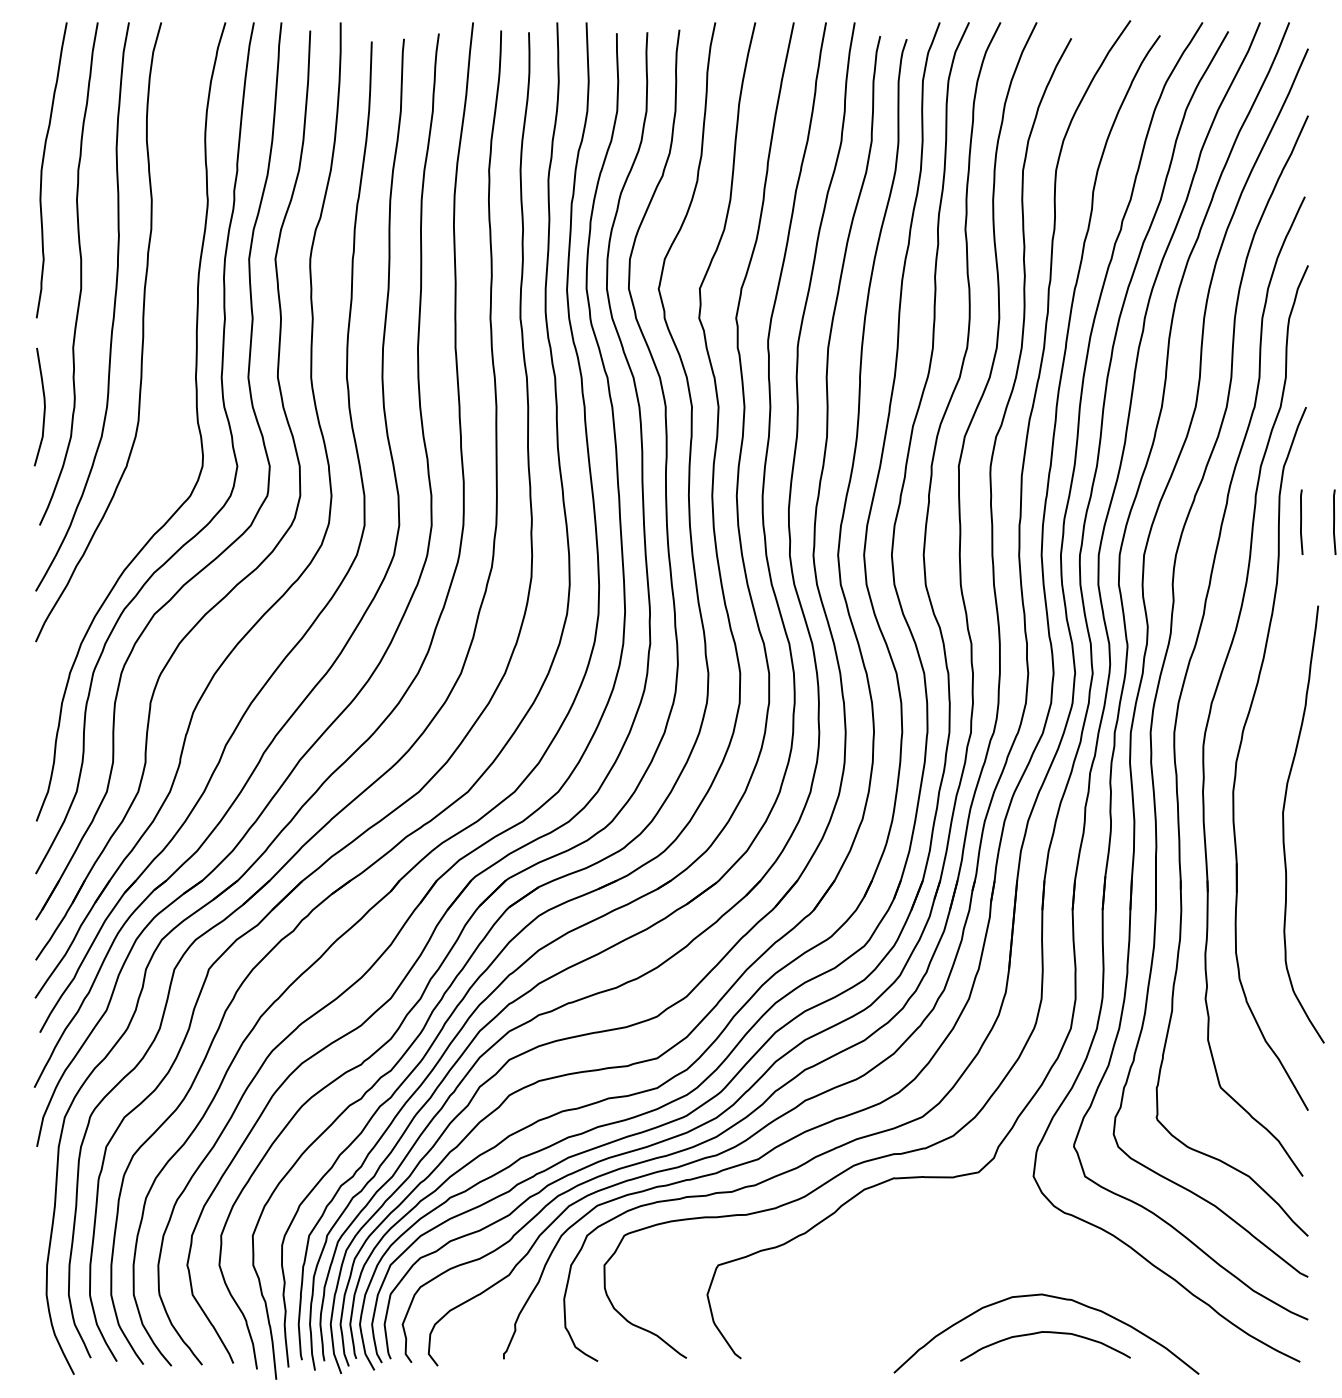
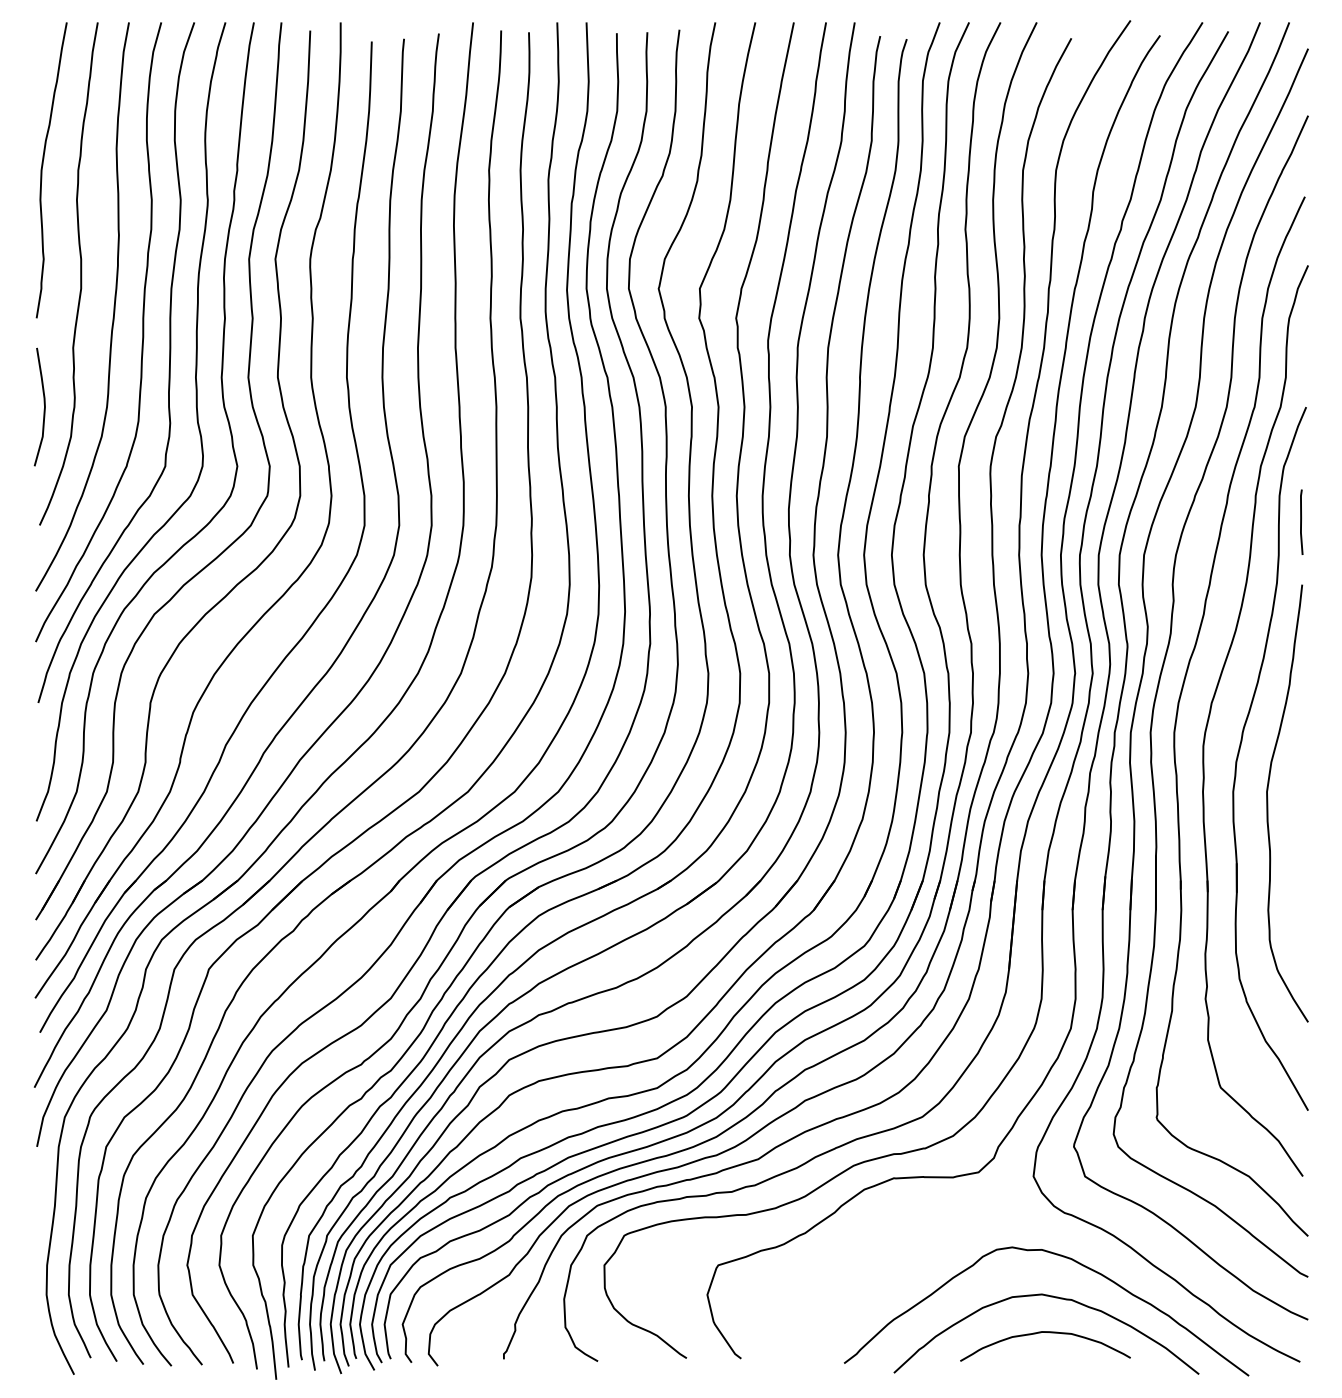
curve: none -> present (168, 370)
line: present -> none (1334, 521)
curve position: (1284, 824) -> (1268, 803) (1268, 803)
curve: none -> present (1059, 1256)
